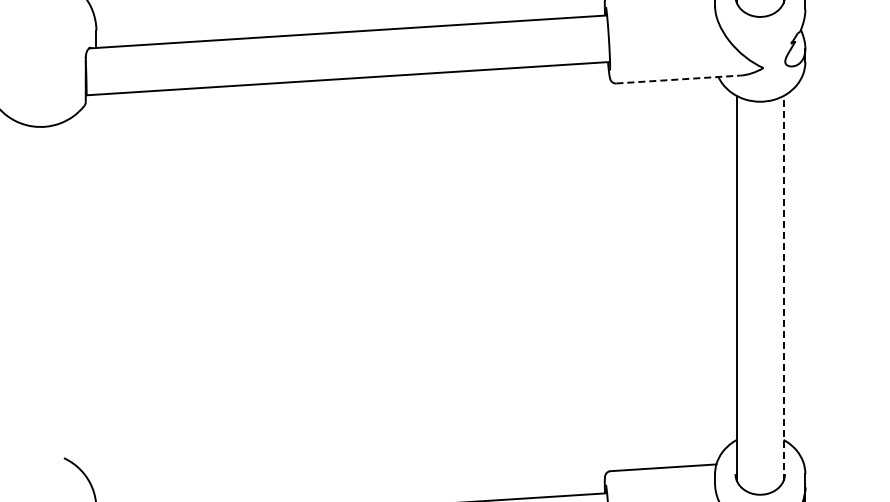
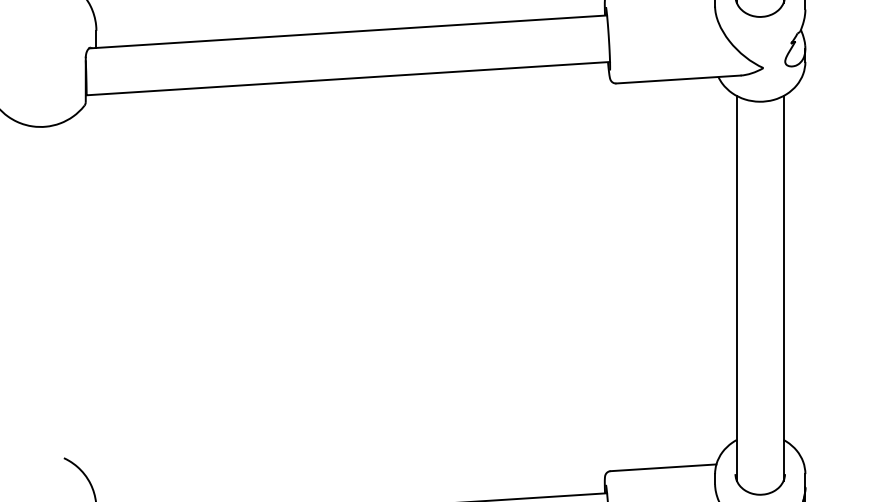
line: dashed -> solid (679, 79)
line: dashed -> solid (783, 288)
